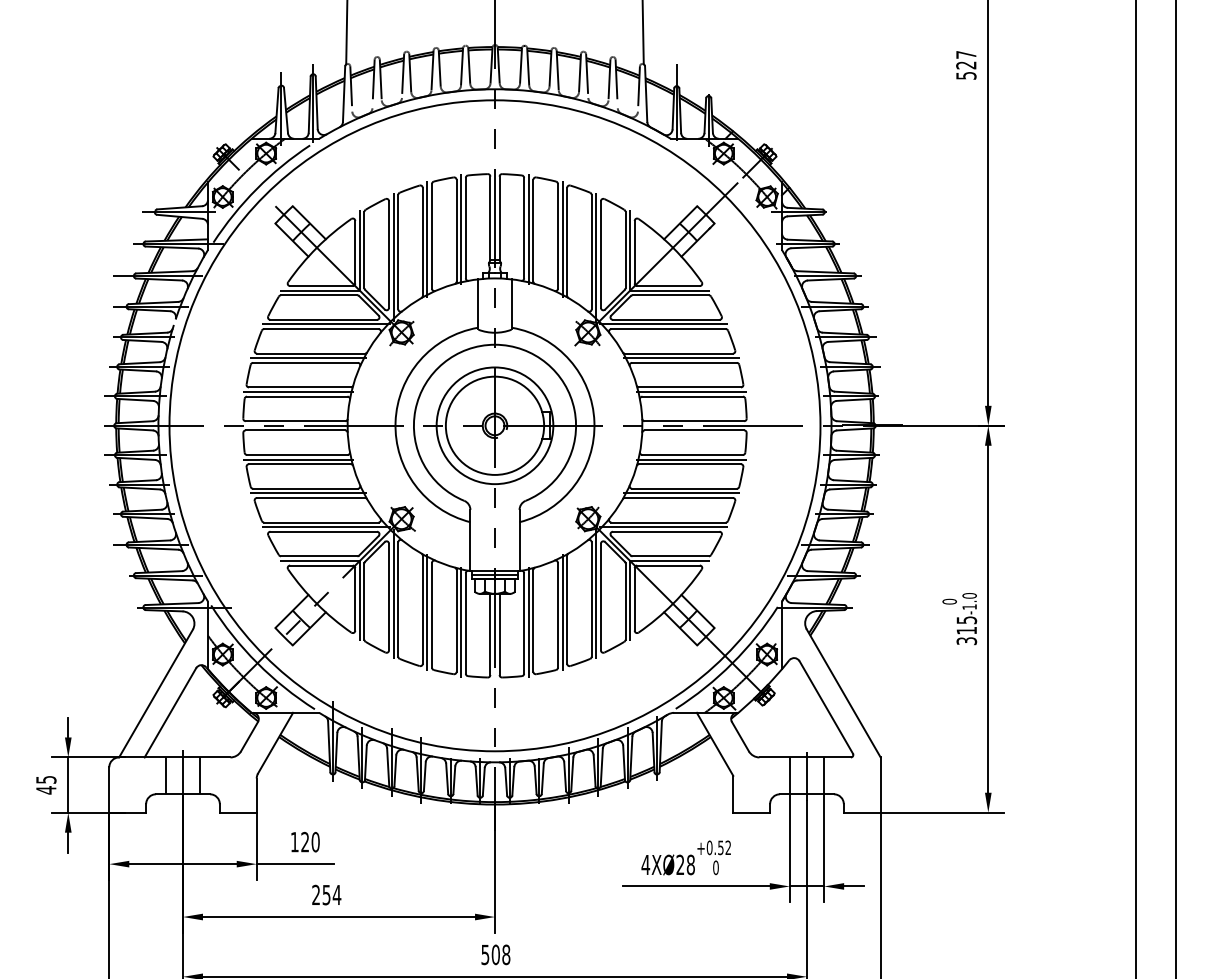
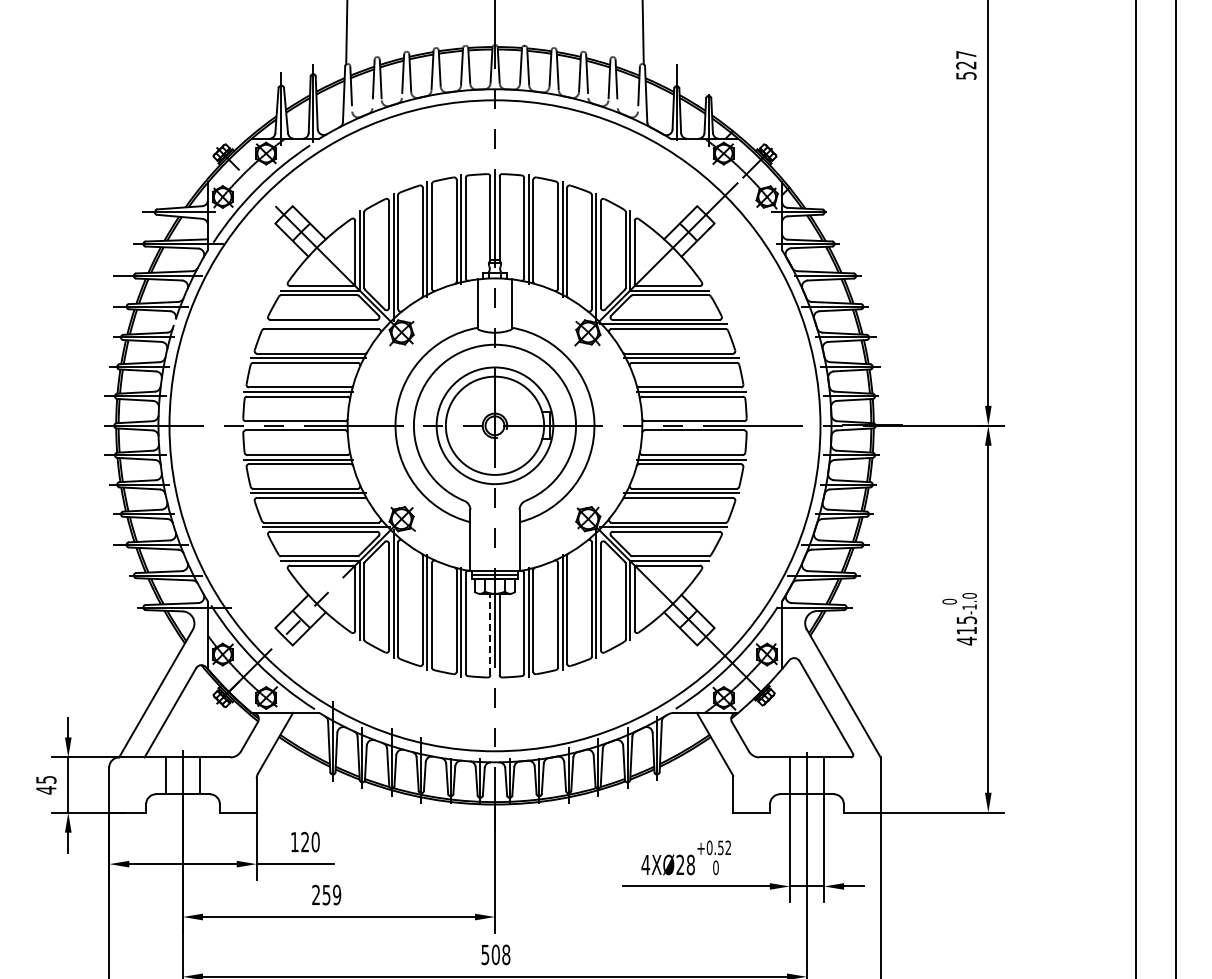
line: present -> none (326, 324)
line: solid -> dashed (490, 634)
text: 315 -> 415 (966, 640)
text: 254 -> 259 (336, 894)
